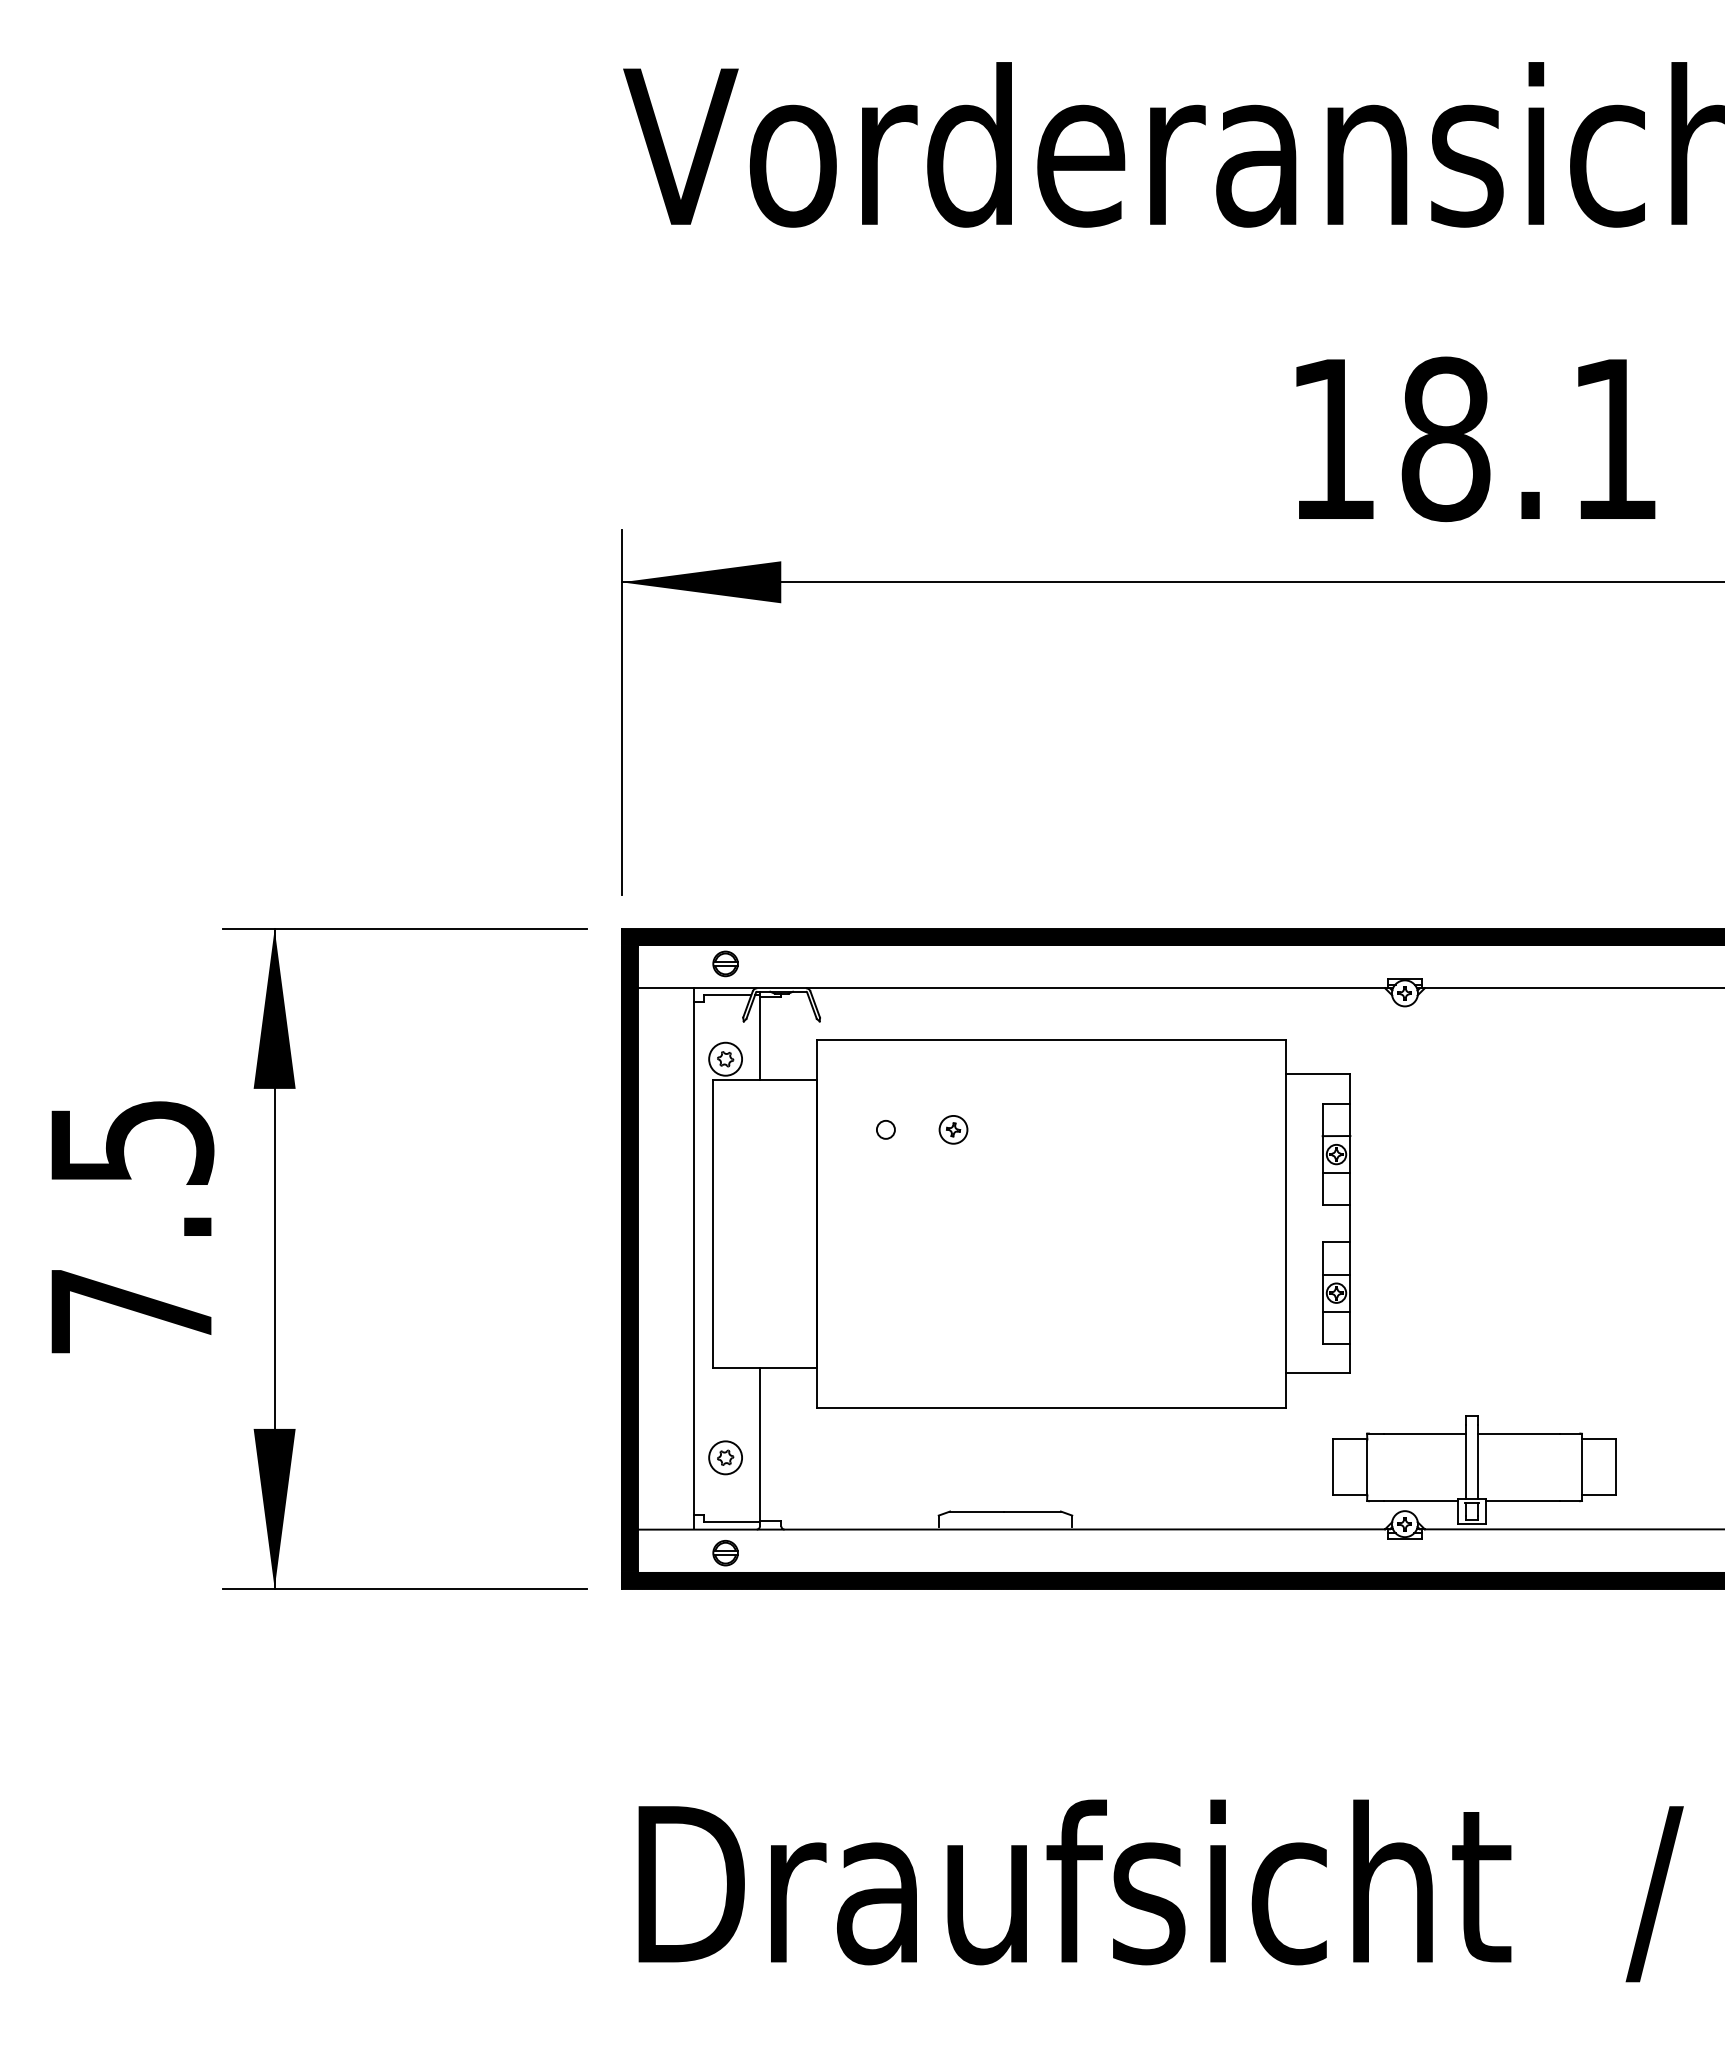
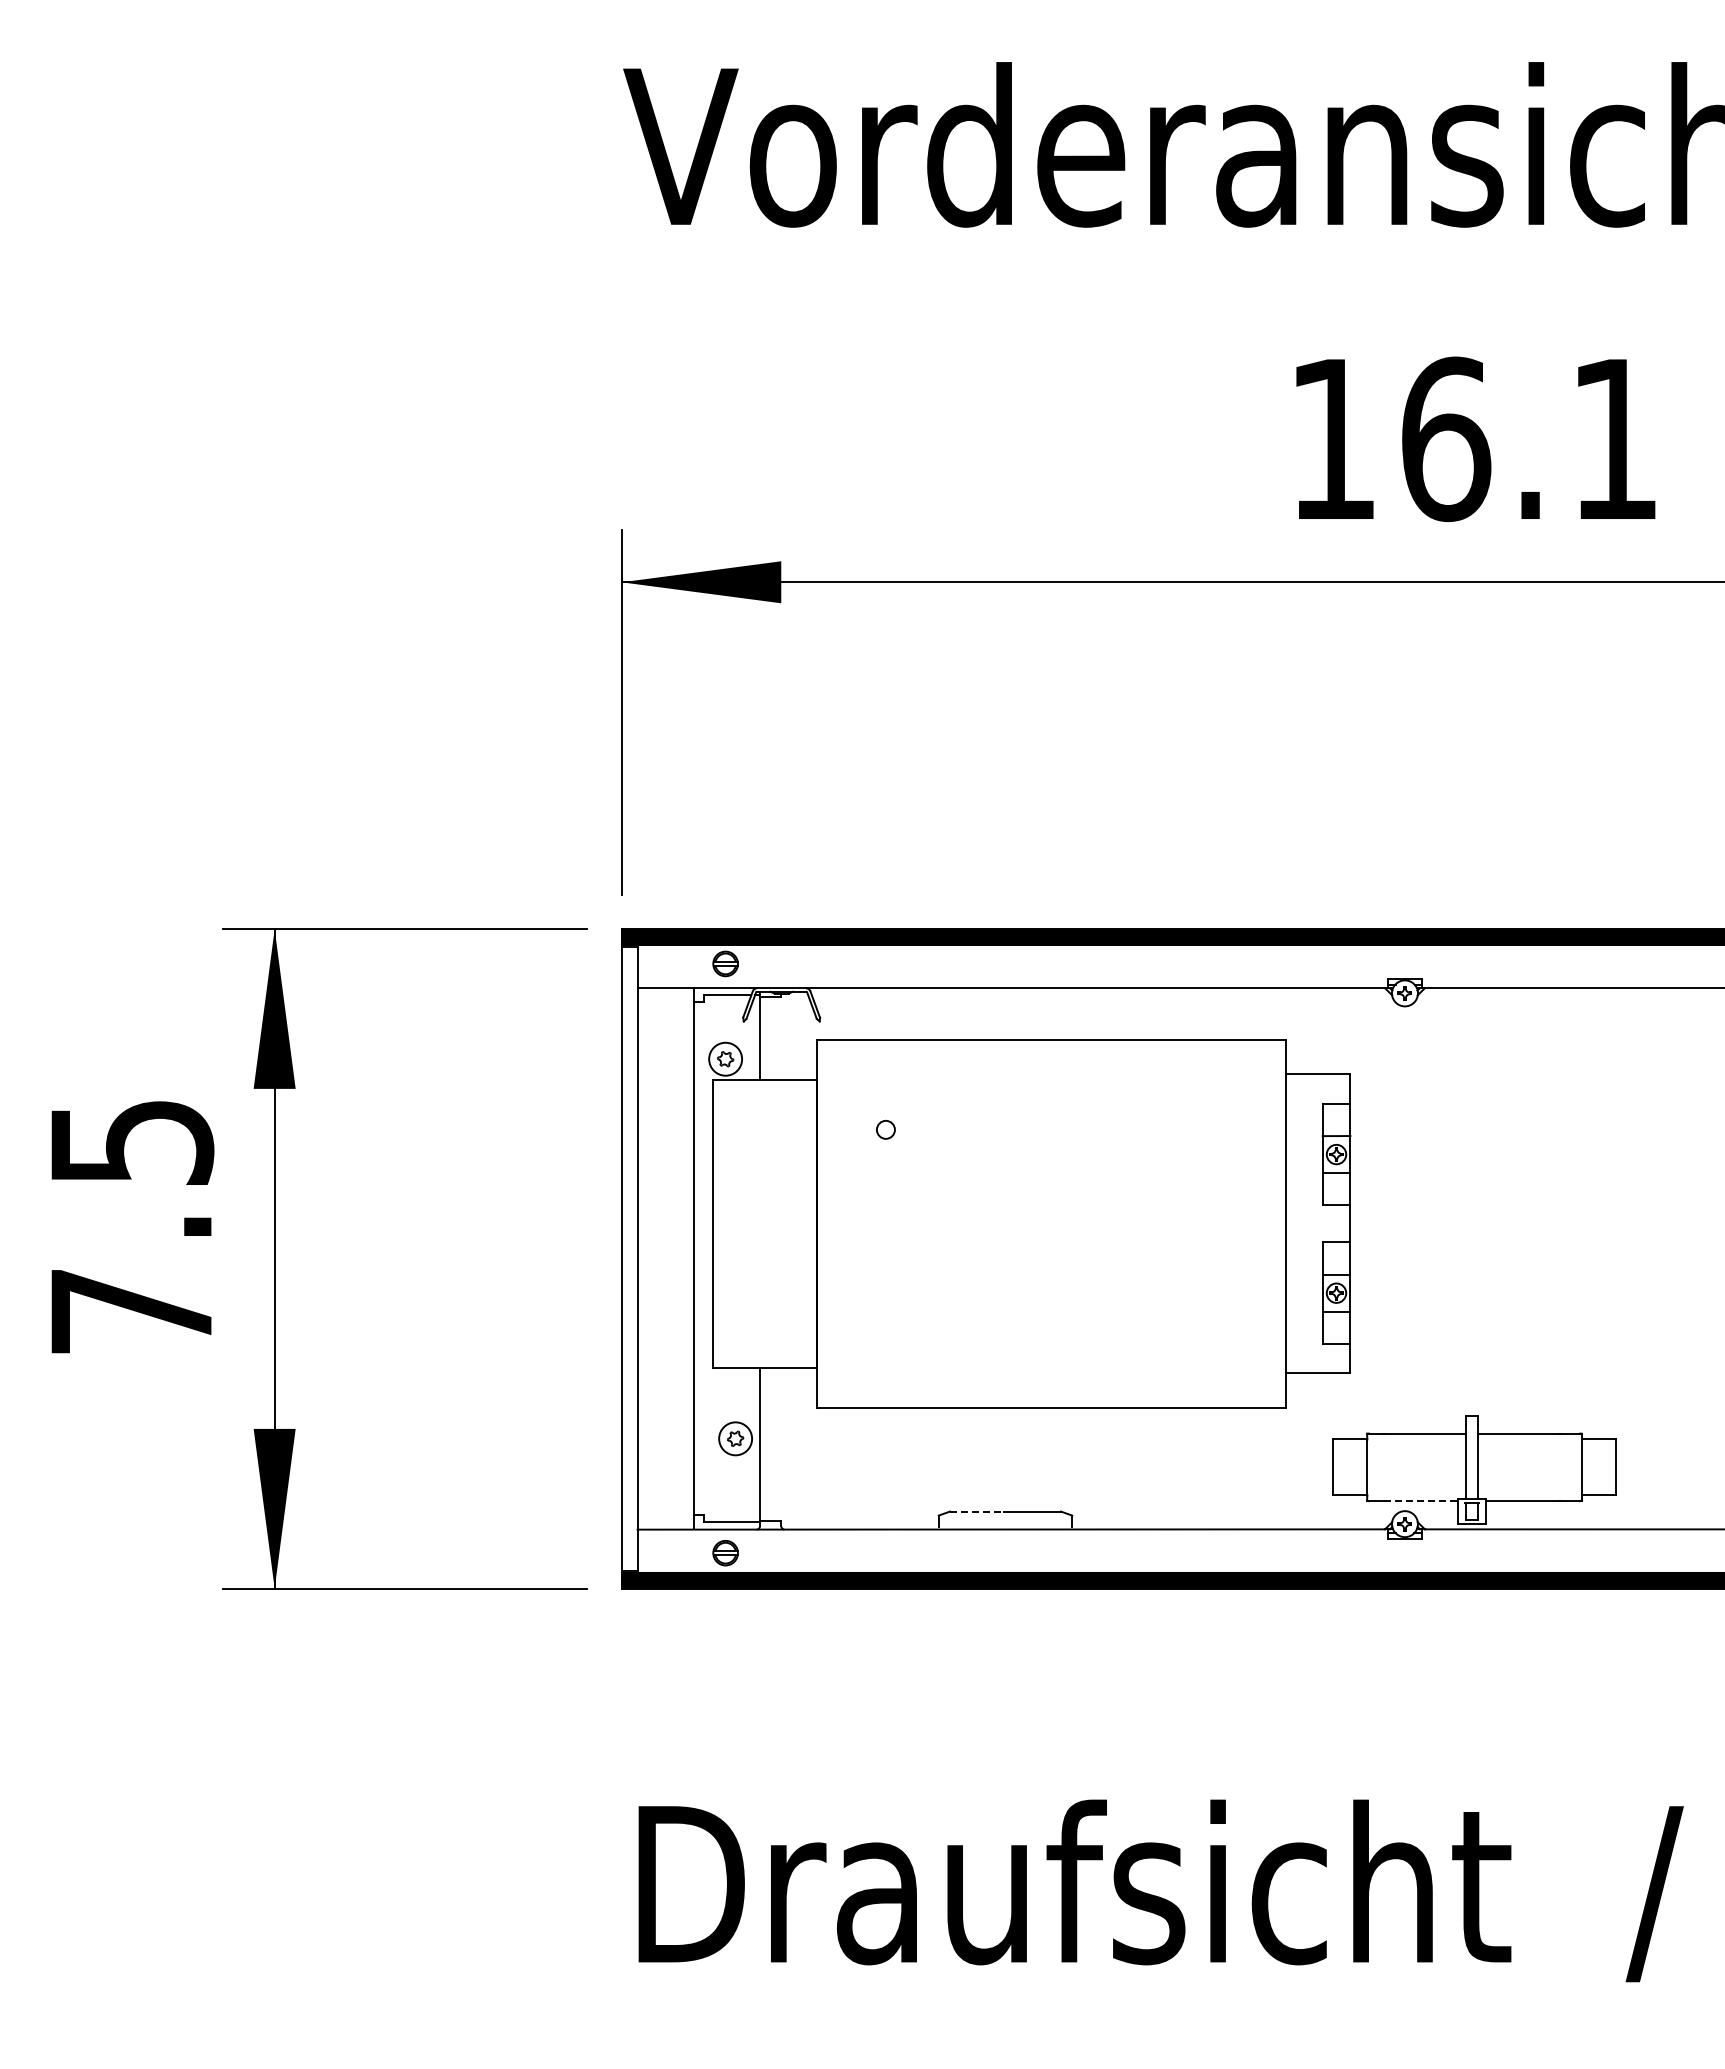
text: 18.1 -> 16.1 (1446, 438)
part: present -> none (953, 1129)
hatch: present -> none (629, 1258)
part position: (725, 1457) -> (735, 1438) (735, 1438)
line: solid -> dashed (1421, 1501)
line: solid -> dashed (976, 1511)
